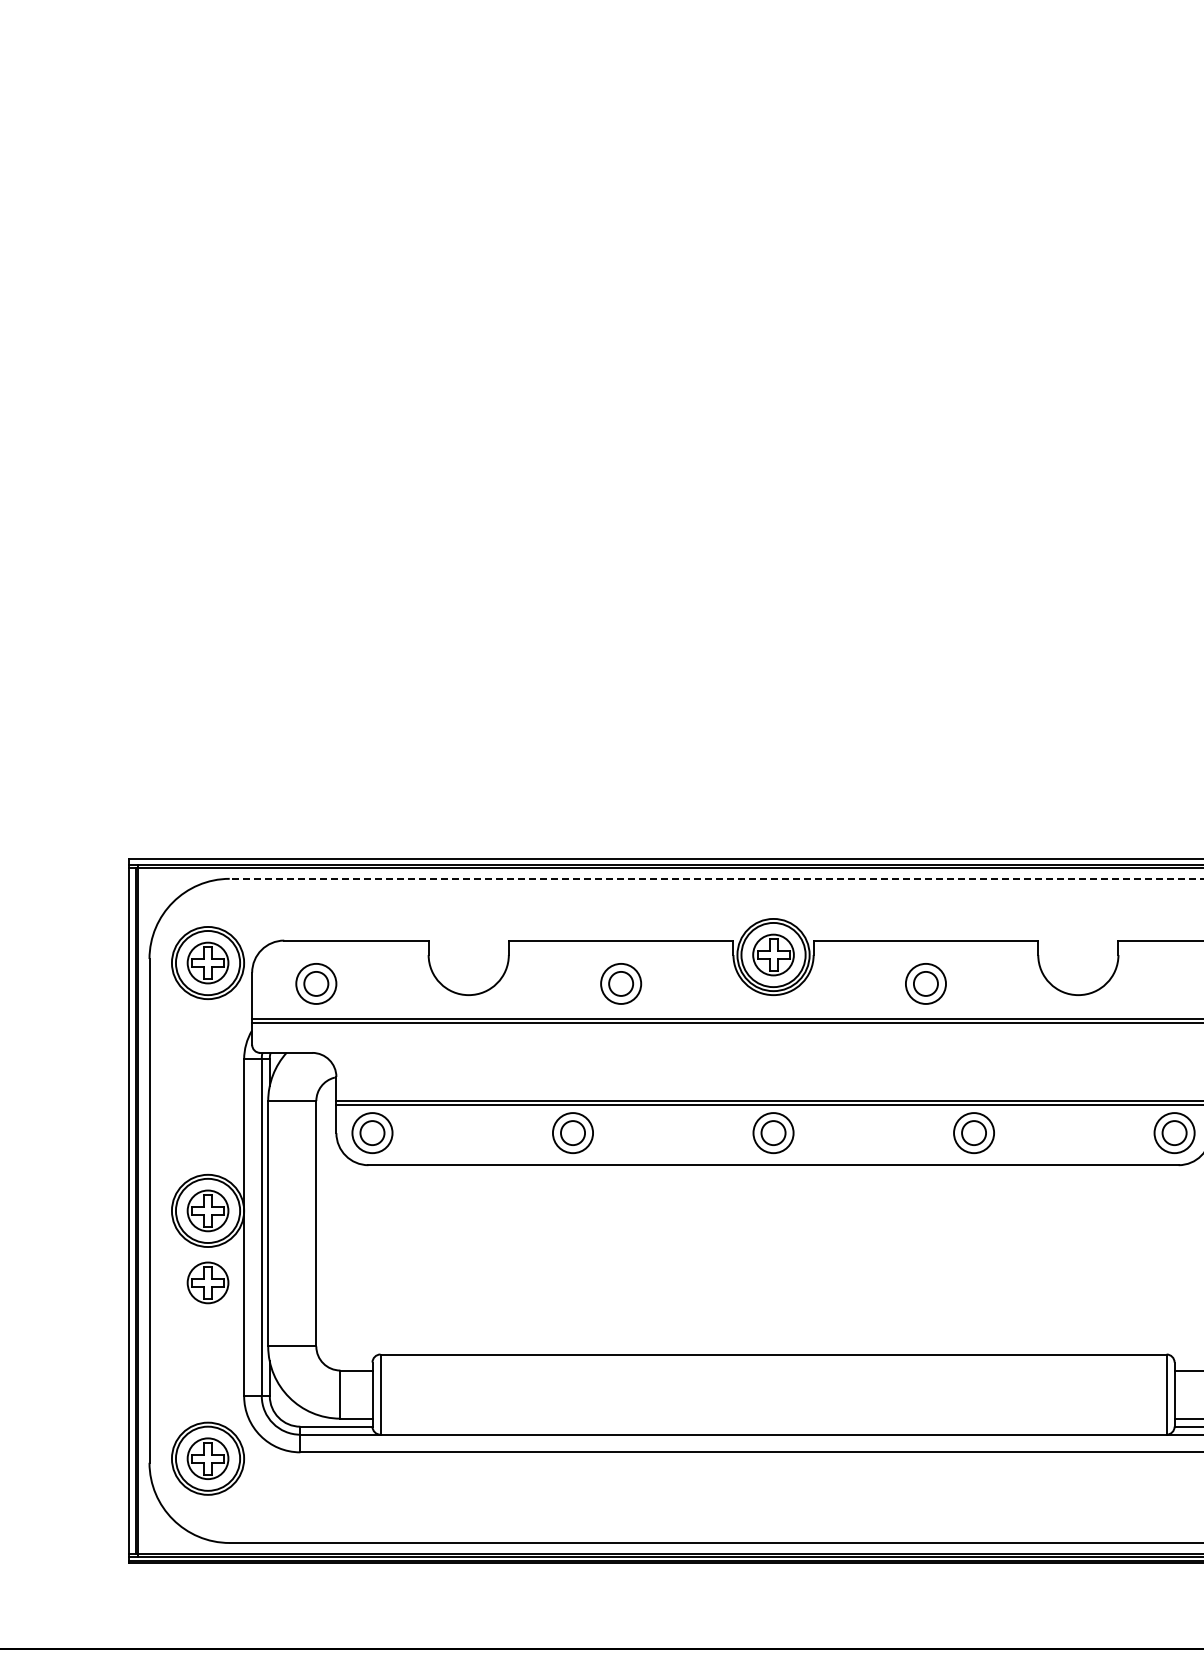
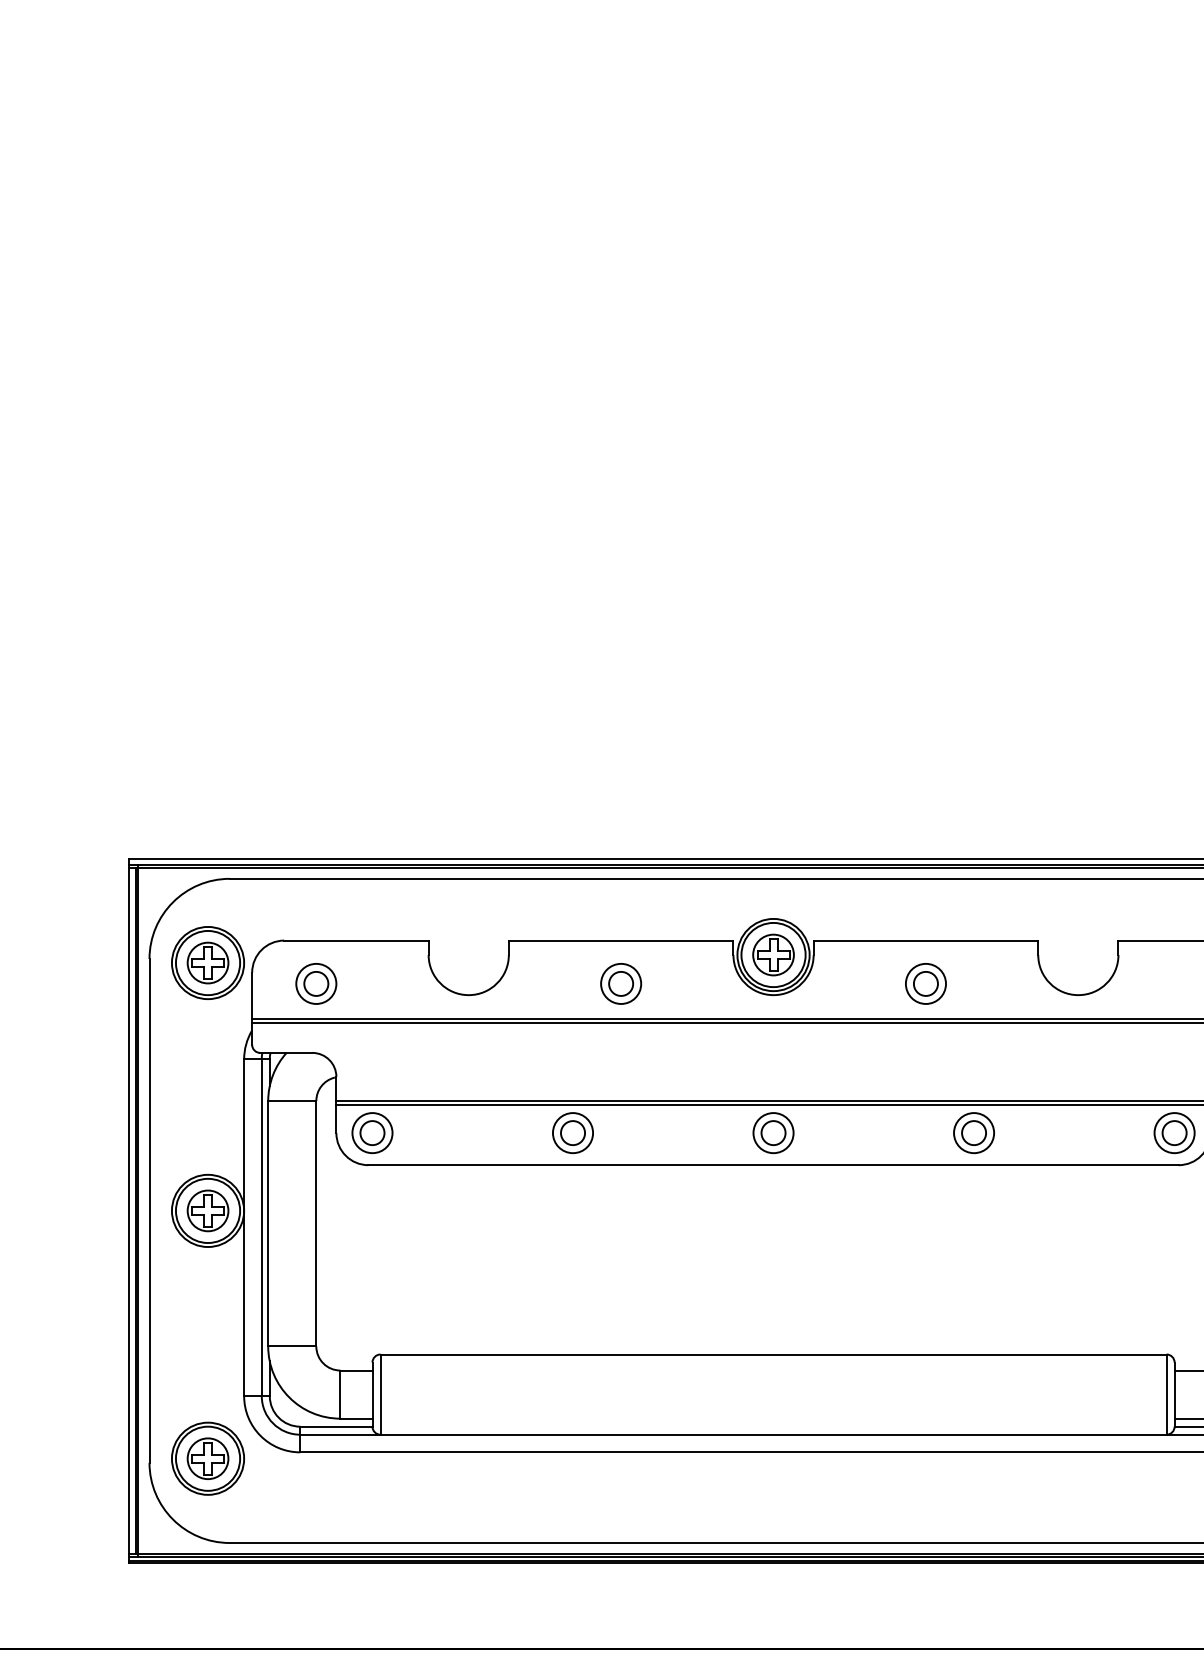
line: dashed -> solid (716, 878)
part: present -> none (207, 1282)
